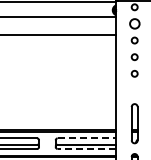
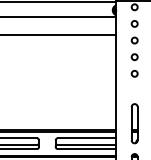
circle size: 12x12 px -> 9x8 px (134, 23)
line: dashed -> solid (87, 138)
line: dashed -> solid (86, 149)
